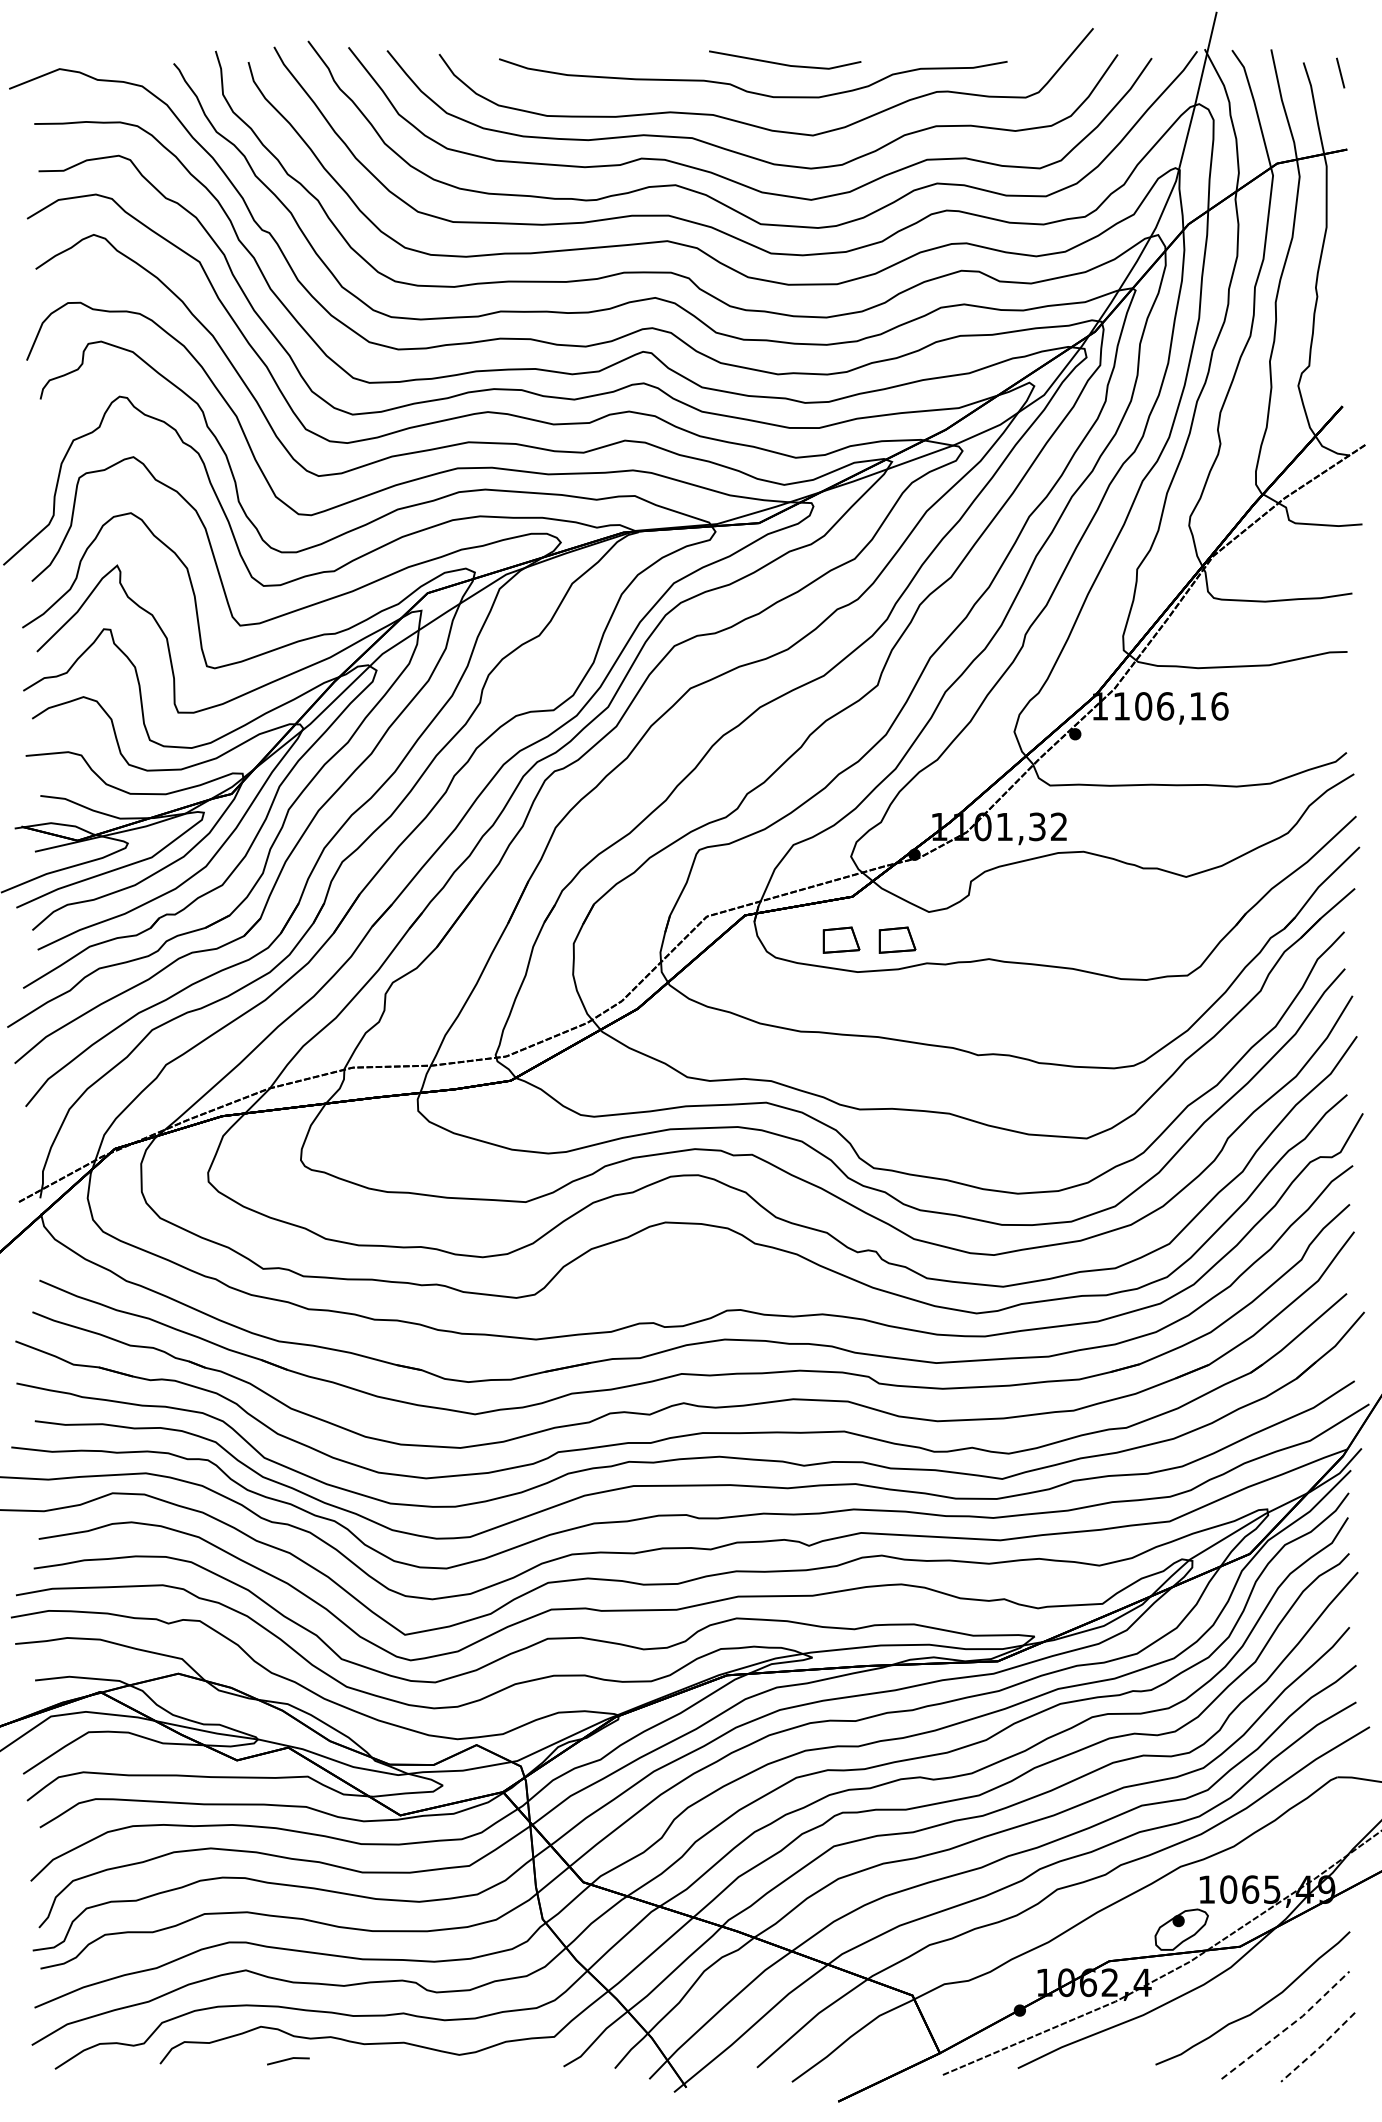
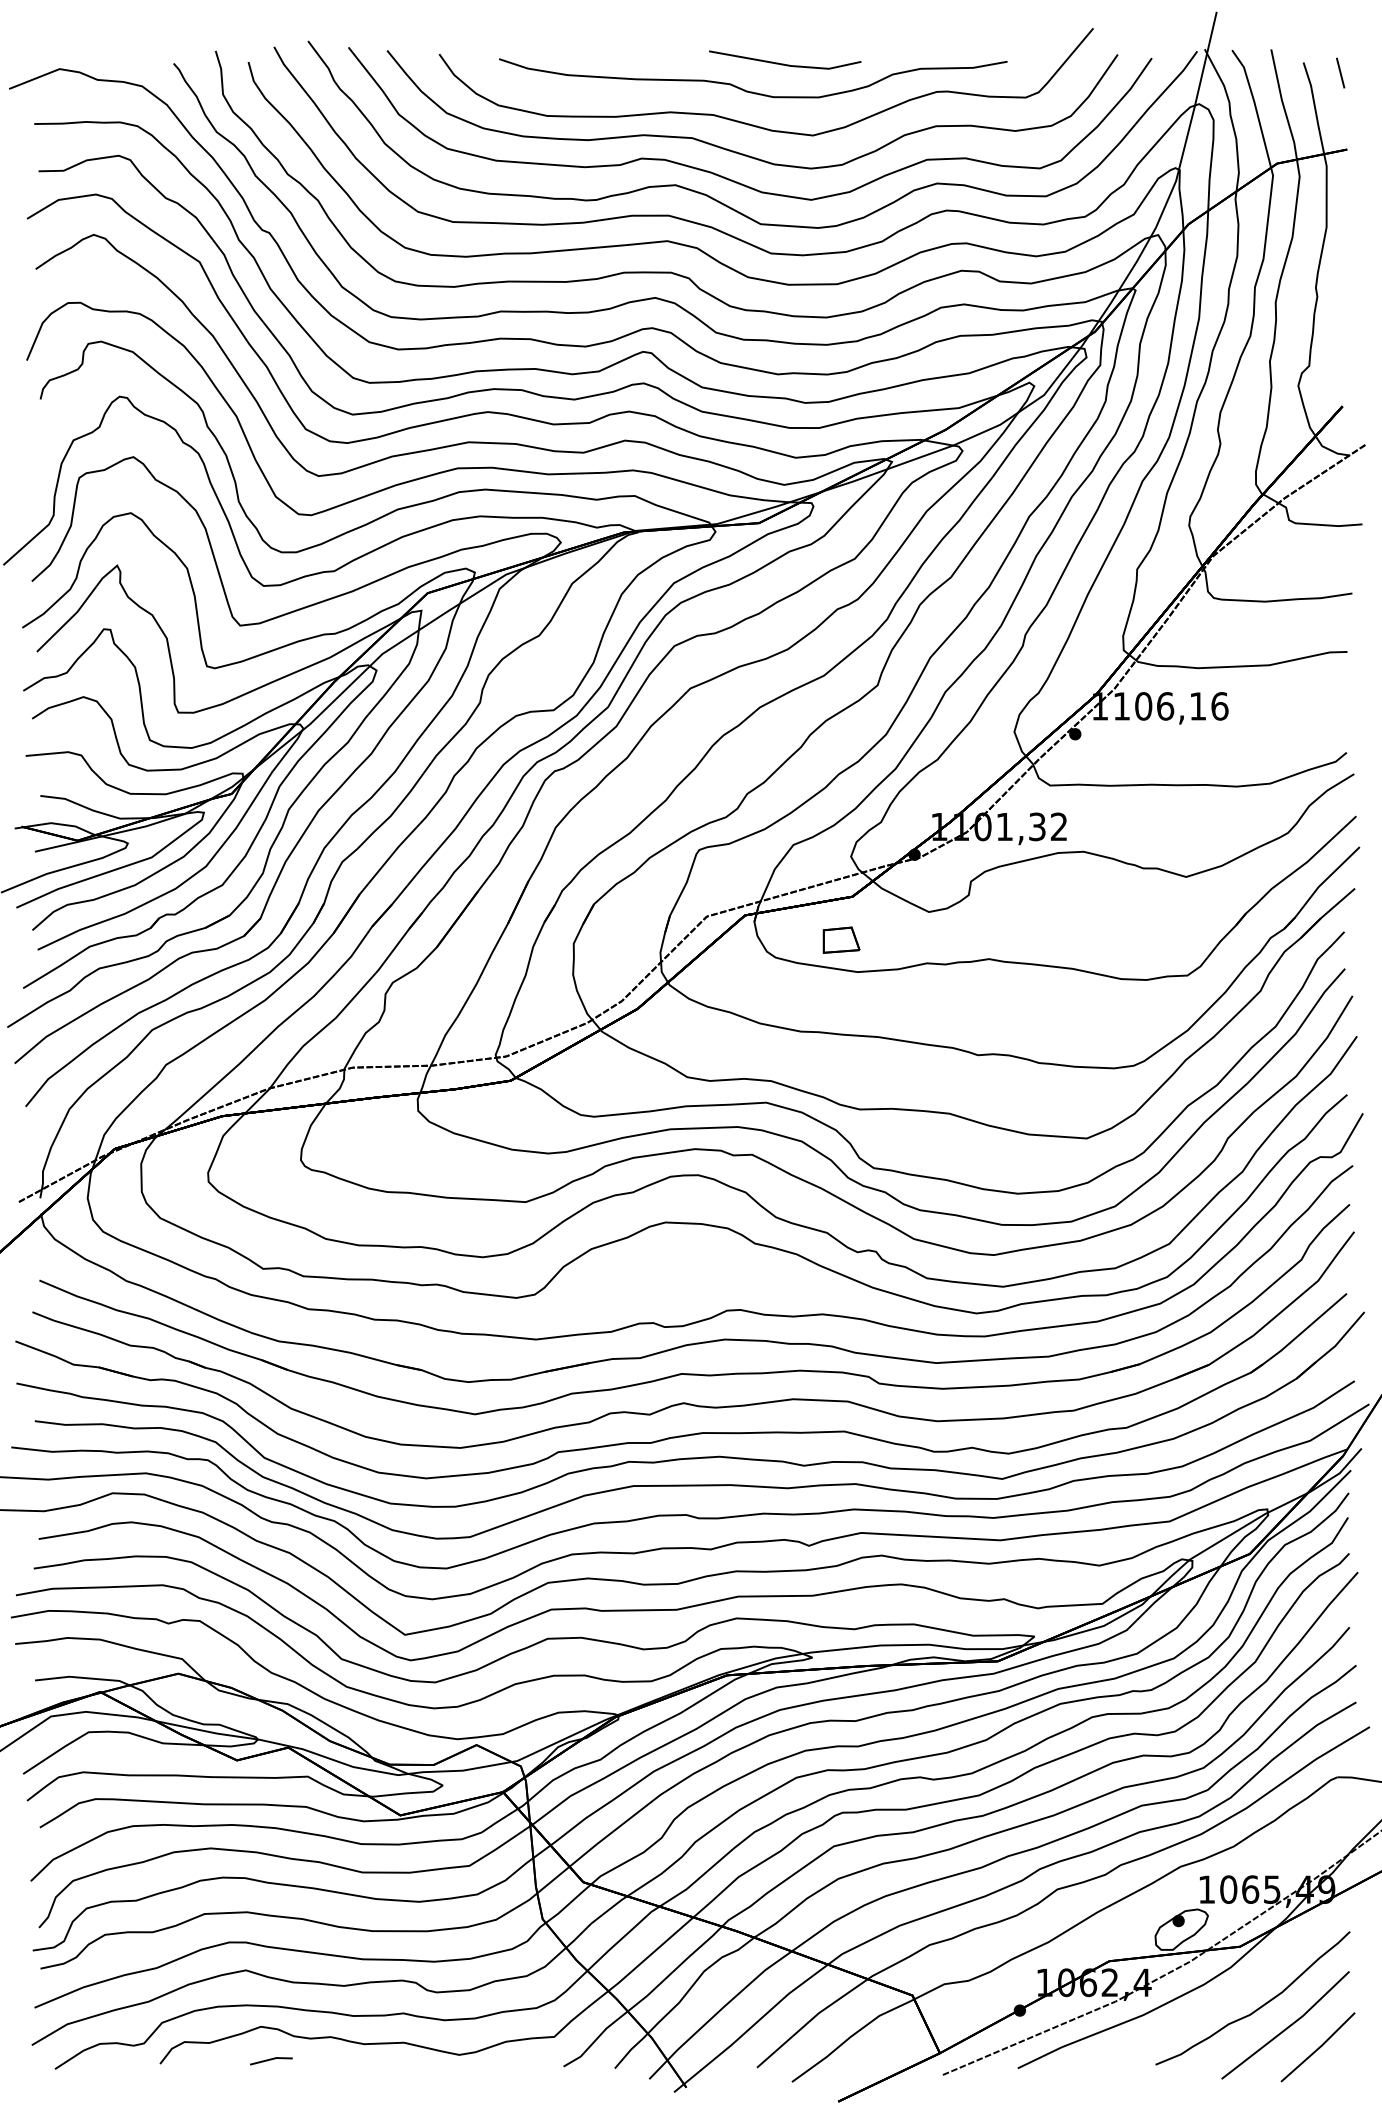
part: present -> none (897, 939)
line: dashed -> solid (1288, 2027)
line: dashed -> solid (1319, 2048)
line position: (288, 2060) -> (271, 2060) (271, 2060)
